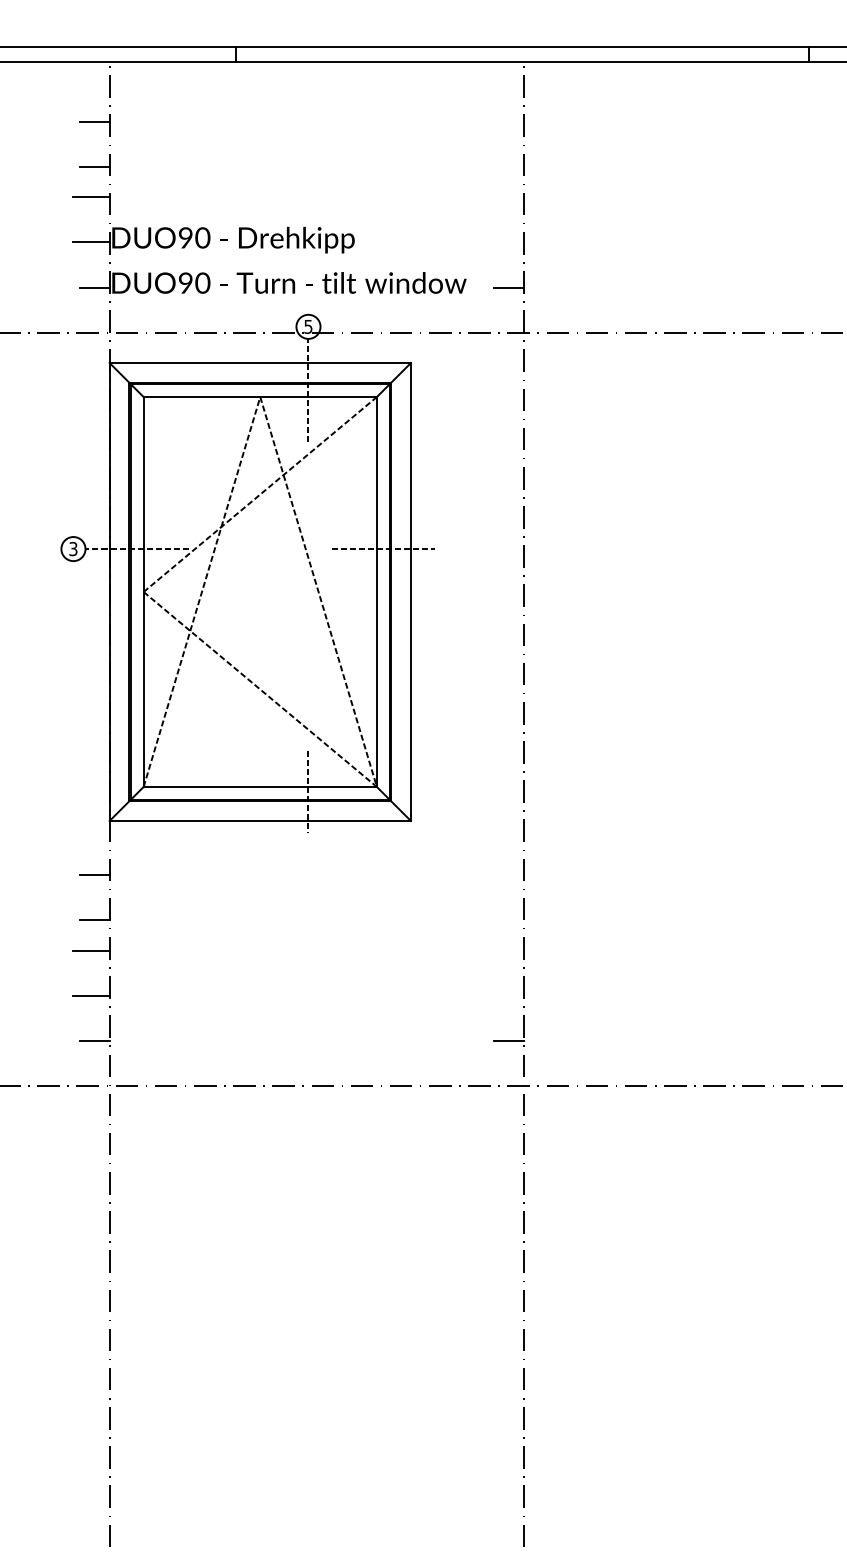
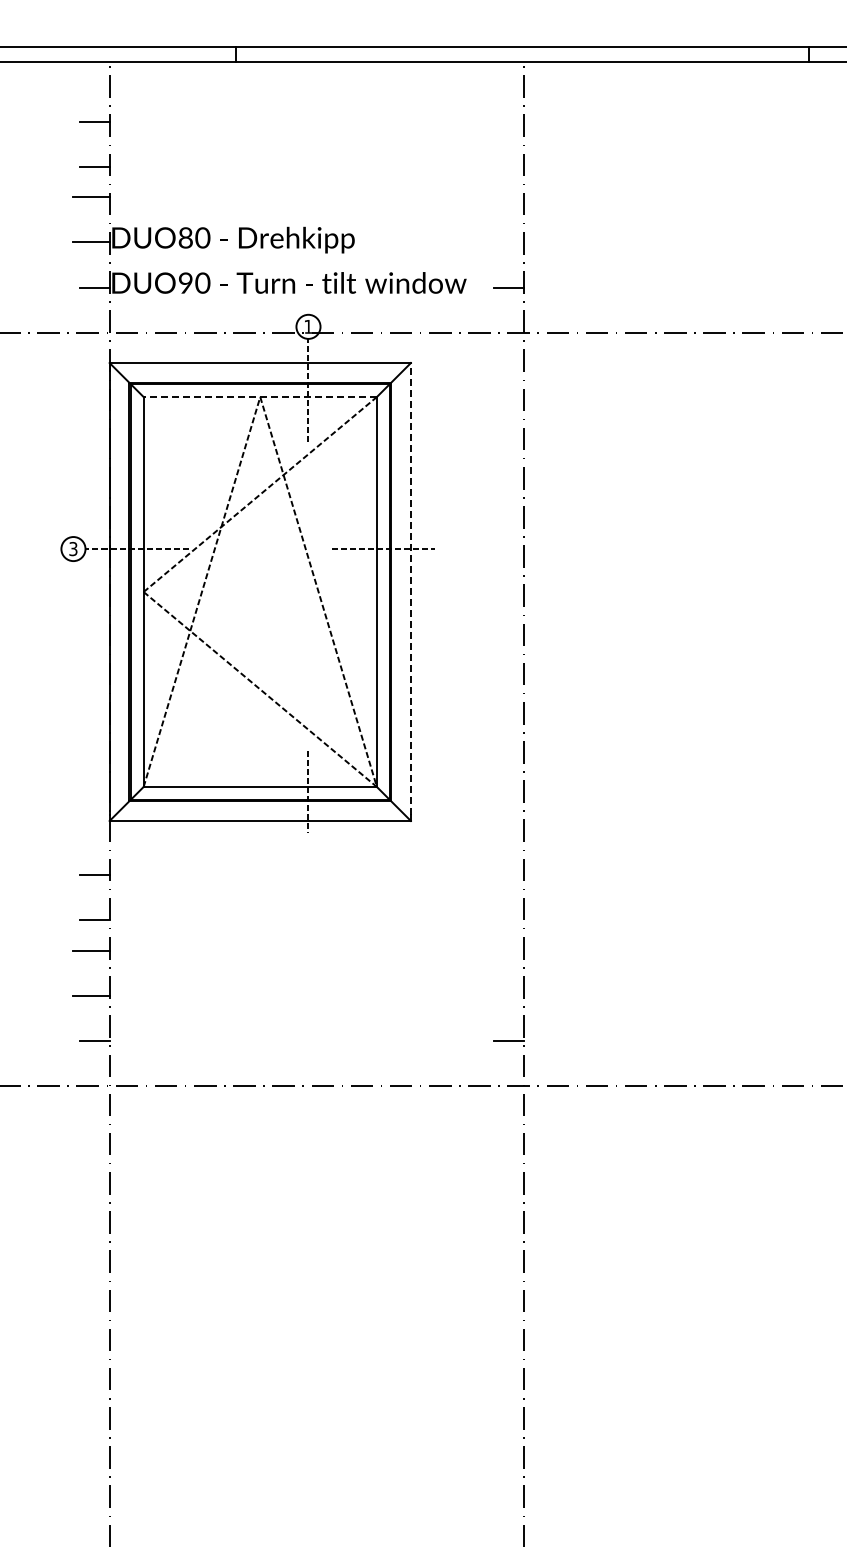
text: 90 -> 80 (185, 238)
text: 5 -> 1 (308, 326)
line: solid -> dashed (260, 397)
line: solid -> dashed (410, 589)
